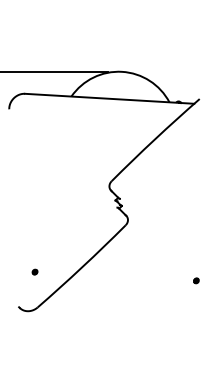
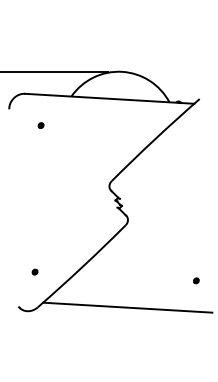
part: none -> present (40, 125)
line: none -> present (127, 307)
